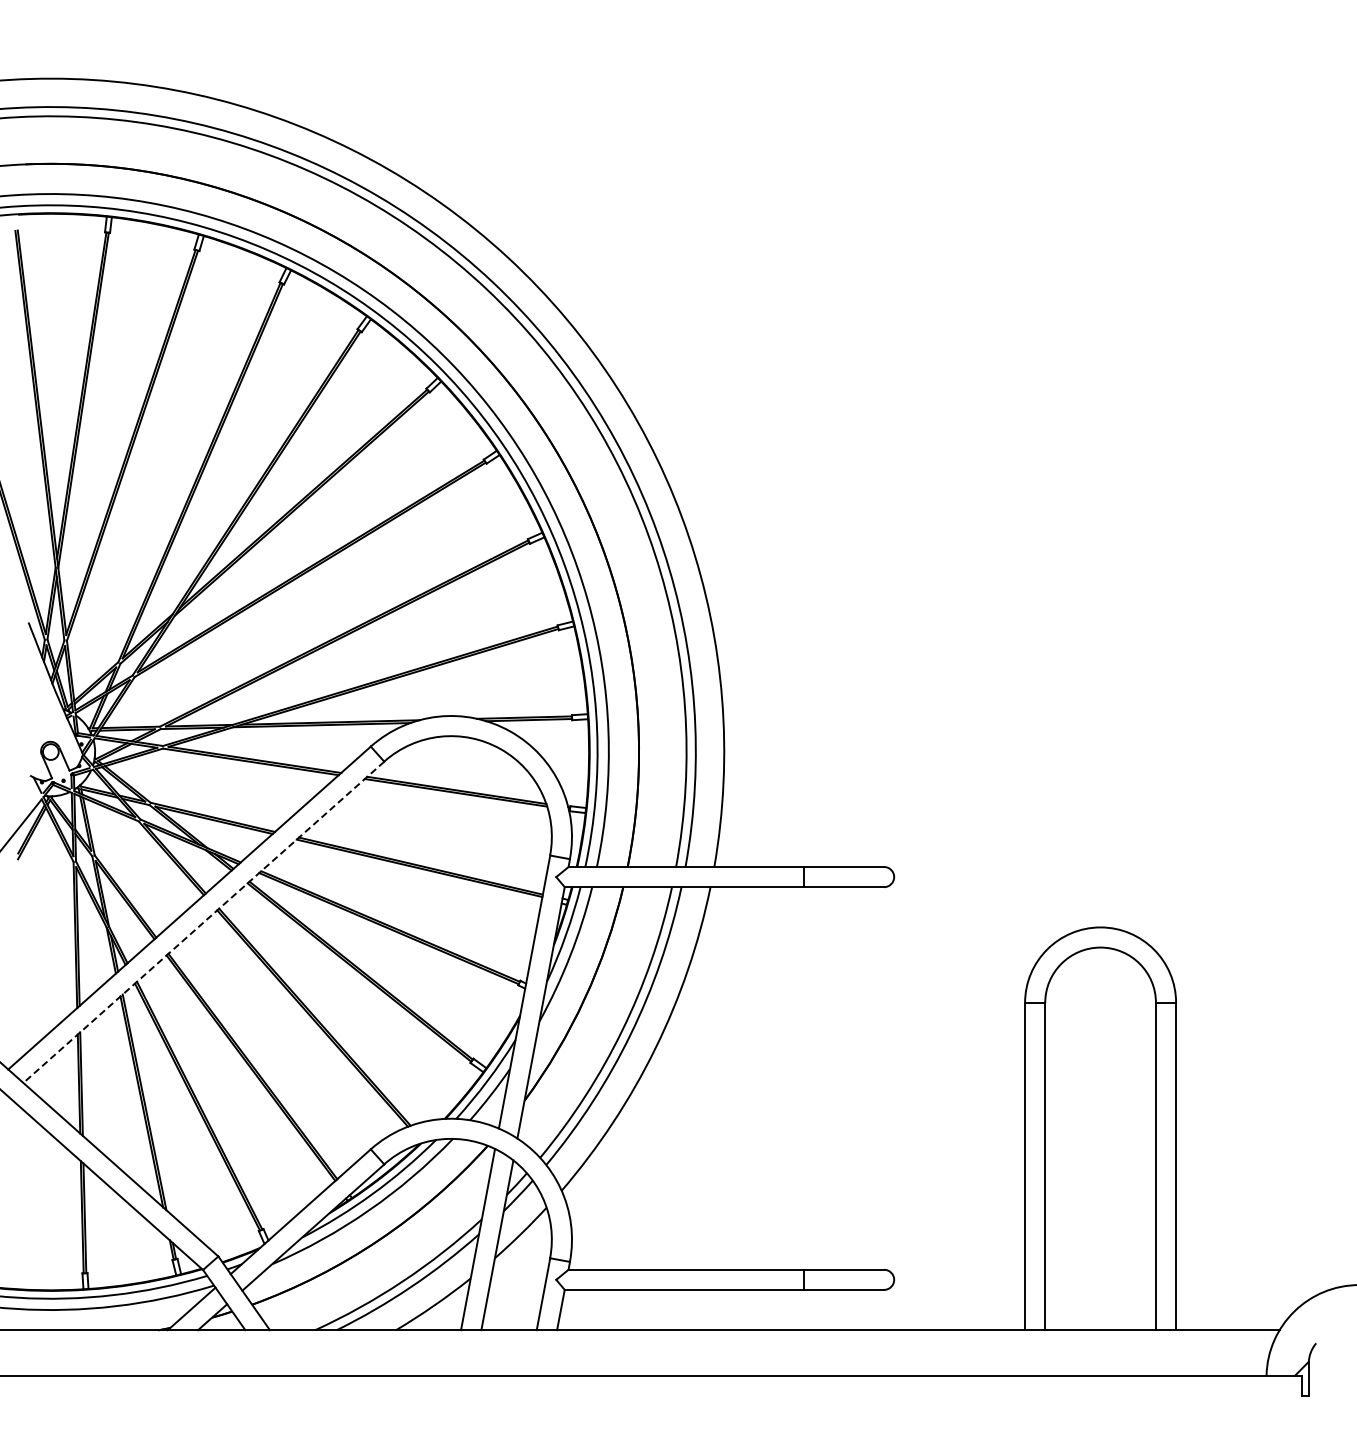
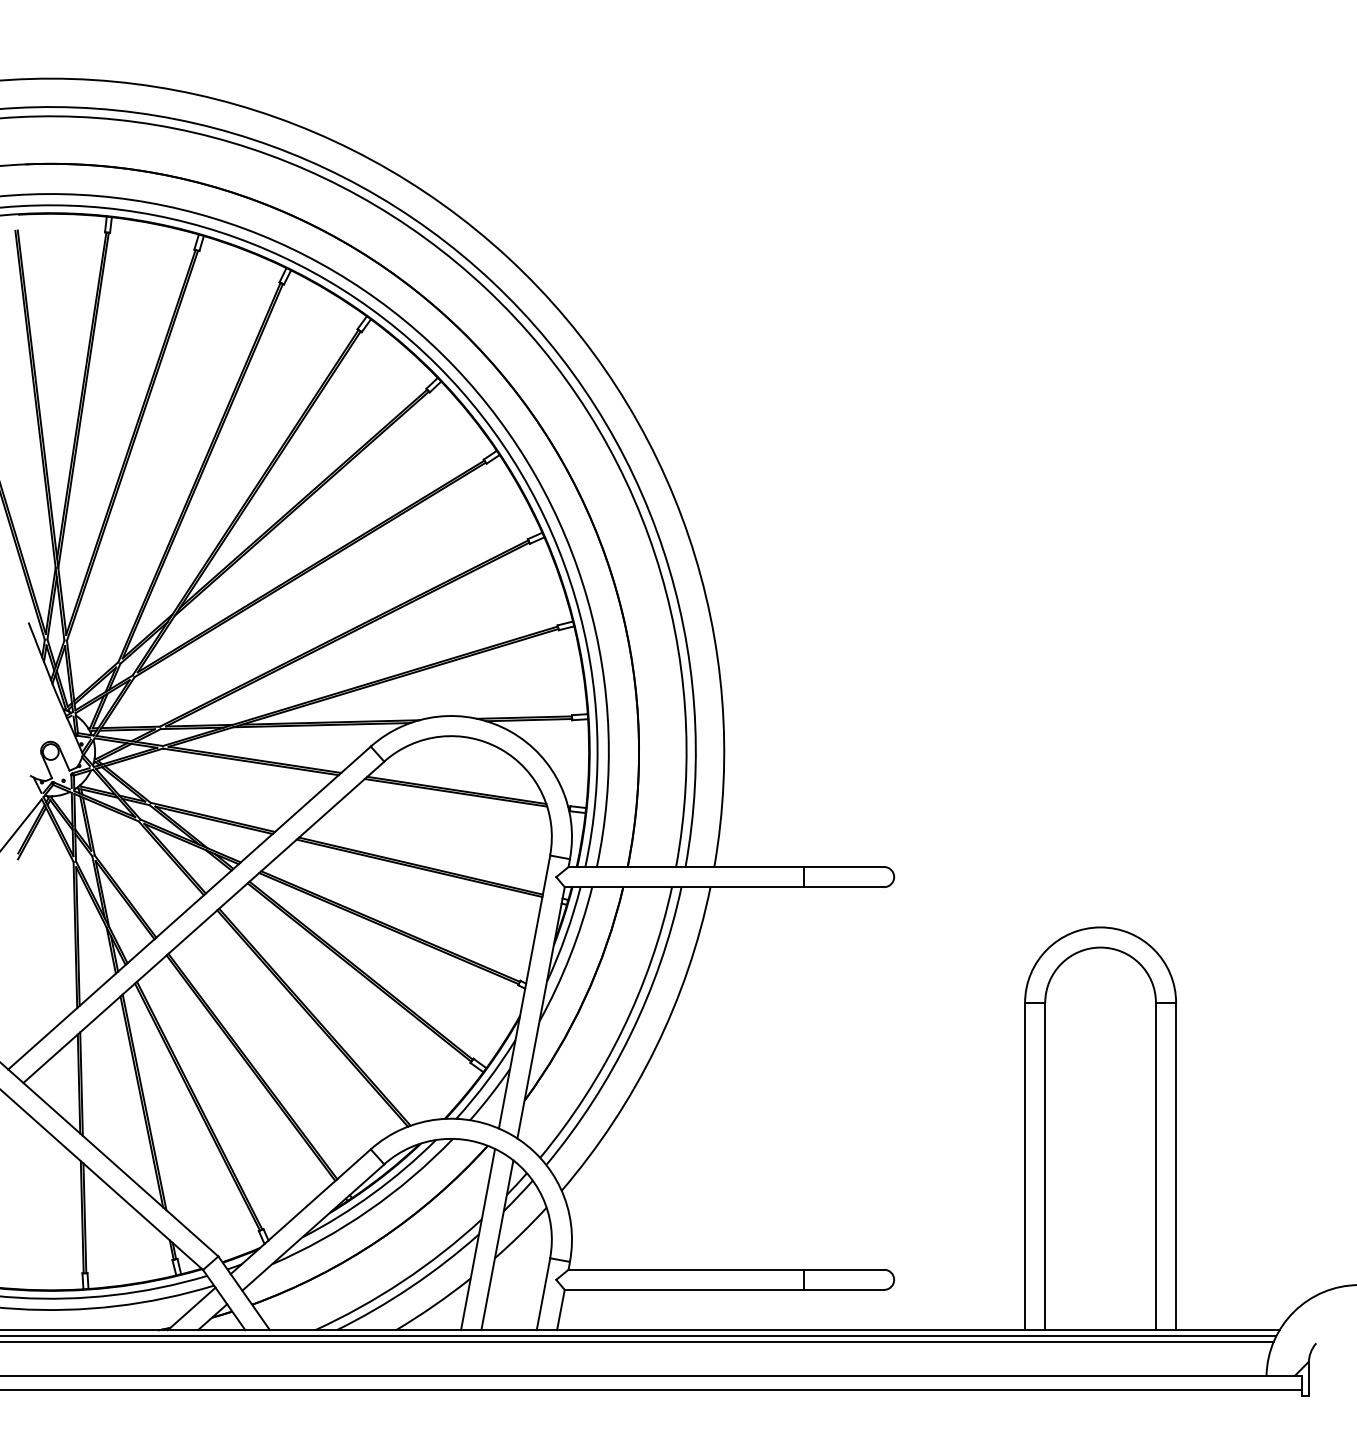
line: dashed -> solid (203, 922)
line: none -> present (639, 1336)
line: none -> present (637, 1342)
line: none -> present (651, 1389)
